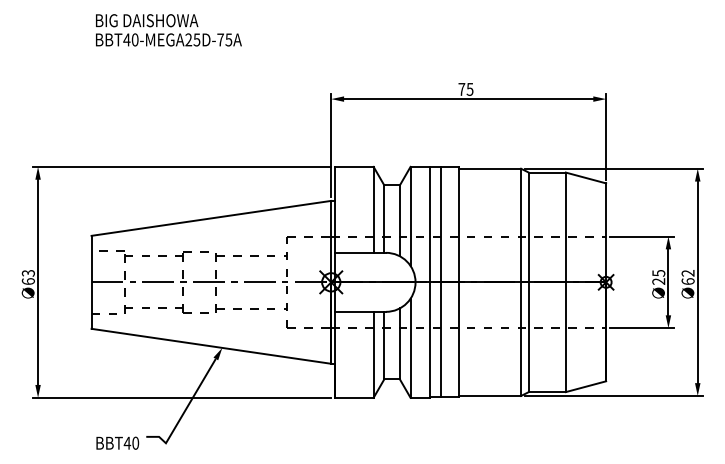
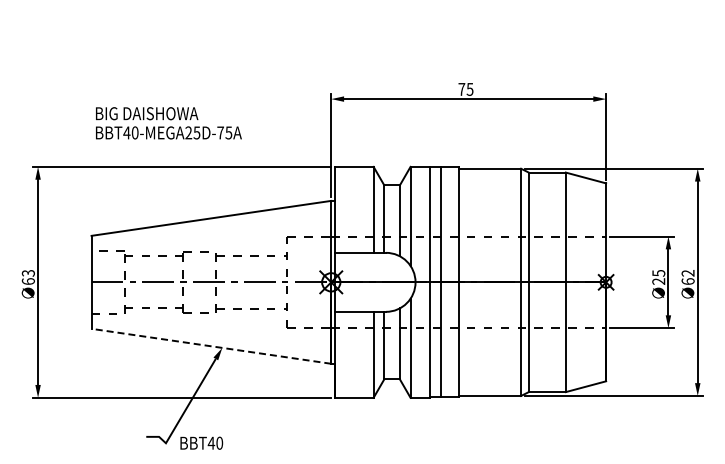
text position: (168, 30) -> (168, 123) (168, 123)
line: solid -> dashed (210, 346)
text position: (117, 442) -> (201, 442) (201, 442)
